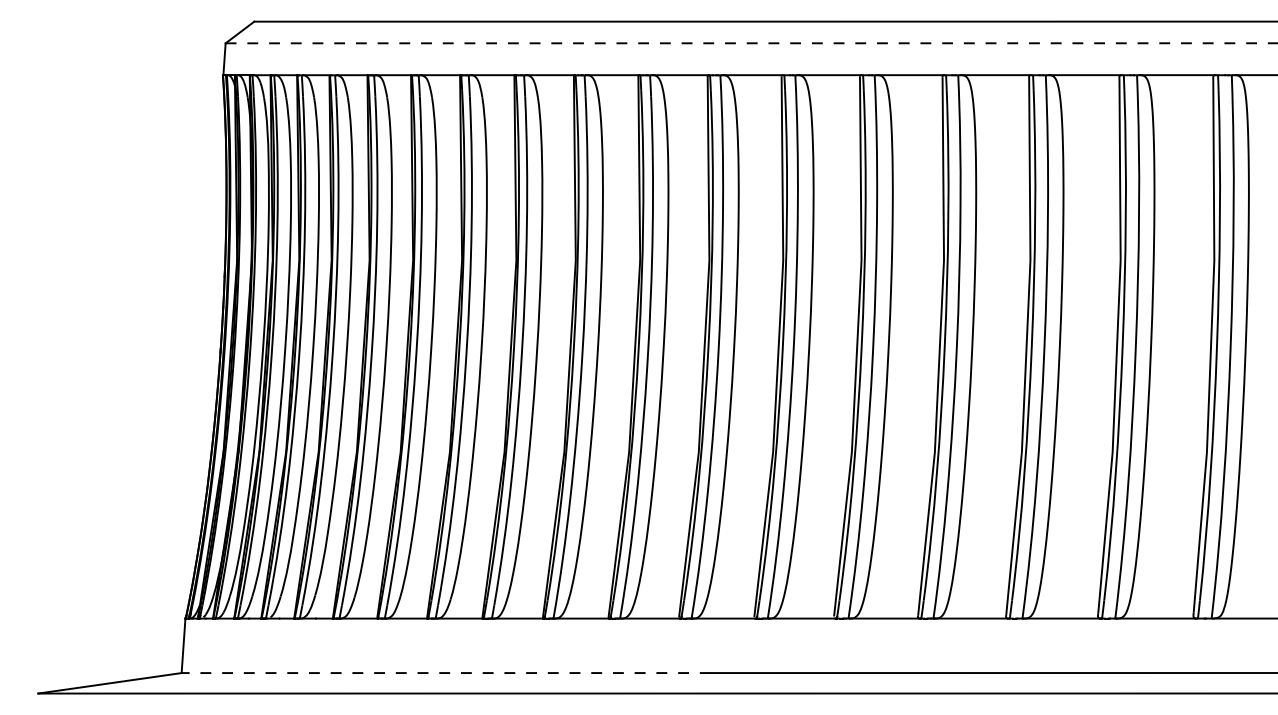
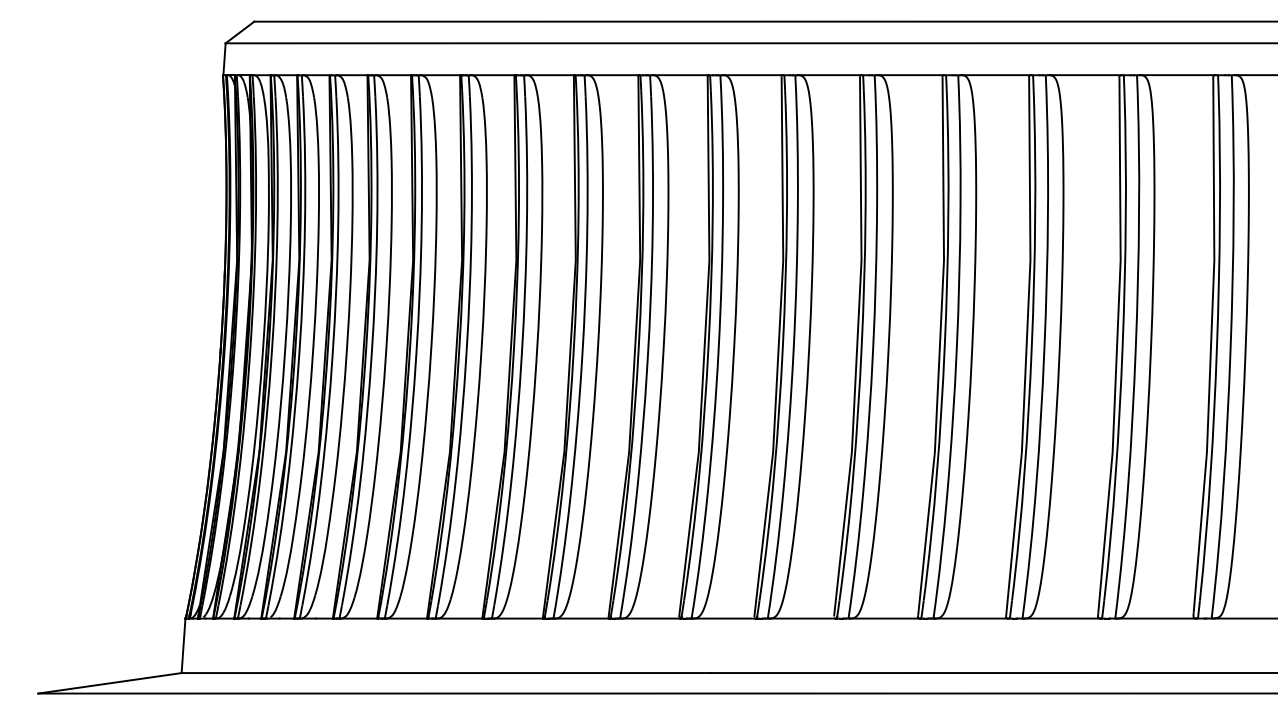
line: dashed -> solid (751, 43)
line: dashed -> solid (446, 673)
